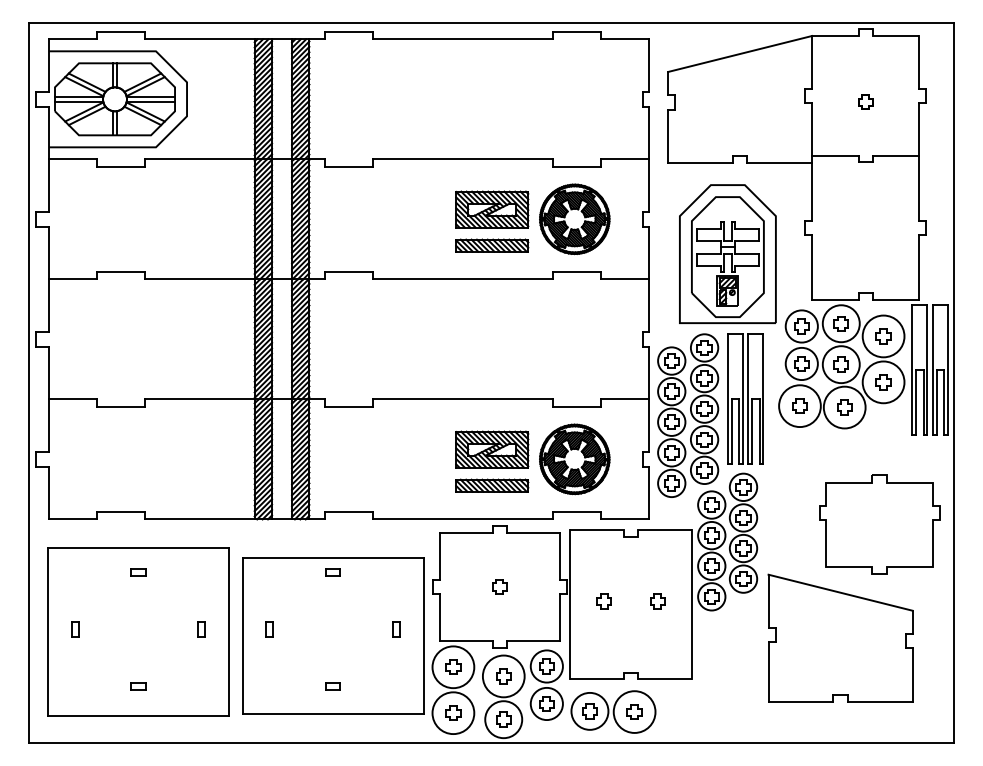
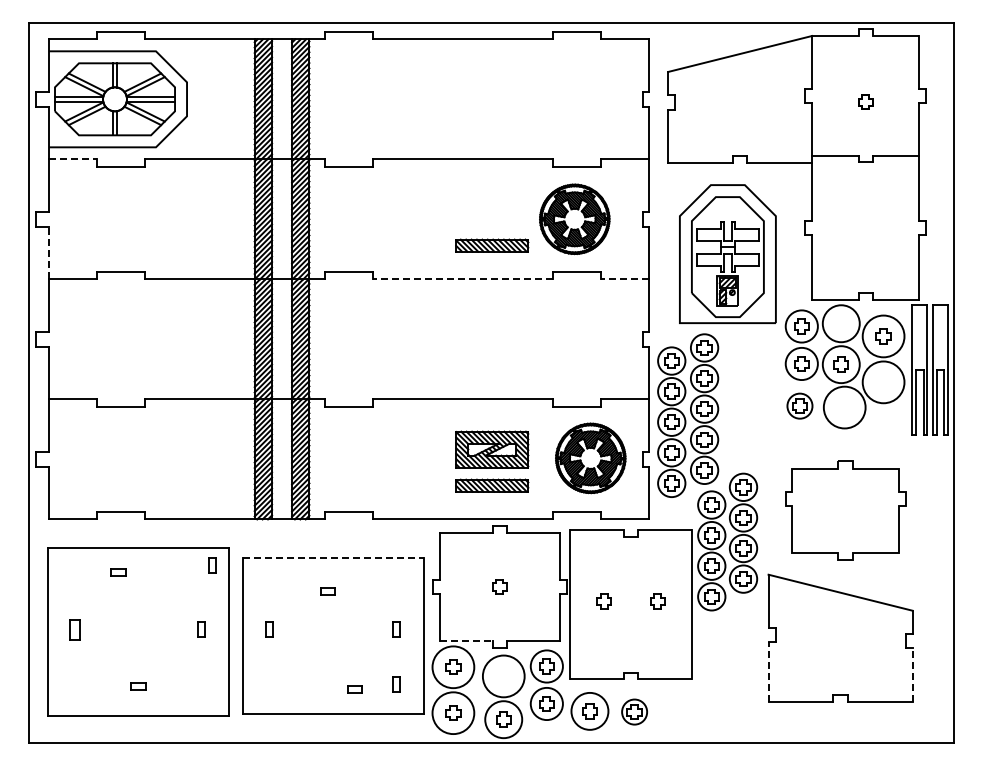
line: solid -> dashed (73, 159)
part: present -> none (492, 209)
line: solid -> dashed (49, 252)
line: solid -> dashed (462, 279)
line: solid -> dashed (624, 279)
part: present -> none (840, 323)
part: present -> none (883, 382)
part: present -> none (745, 398)
circle diameter: 42 px -> 25 px (799, 405)
part: present -> none (844, 407)
part position: (574, 459) -> (590, 458) (590, 458)
part position: (879, 524) -> (845, 510) (845, 510)
line: solid -> dashed (333, 557)
part: none -> present (212, 565)
part position: (138, 572) -> (118, 572) (118, 572)
part position: (332, 572) -> (327, 591) (327, 591)
part size: 9x17 px -> 12x22 px (74, 629)
line: solid -> dashed (466, 640)
line: solid -> dashed (768, 671)
line: solid -> dashed (912, 675)
part: present -> none (503, 676)
part: none -> present (396, 684)
part position: (332, 686) -> (354, 689) (354, 689)
circle diameter: 42 px -> 25 px (634, 711)
